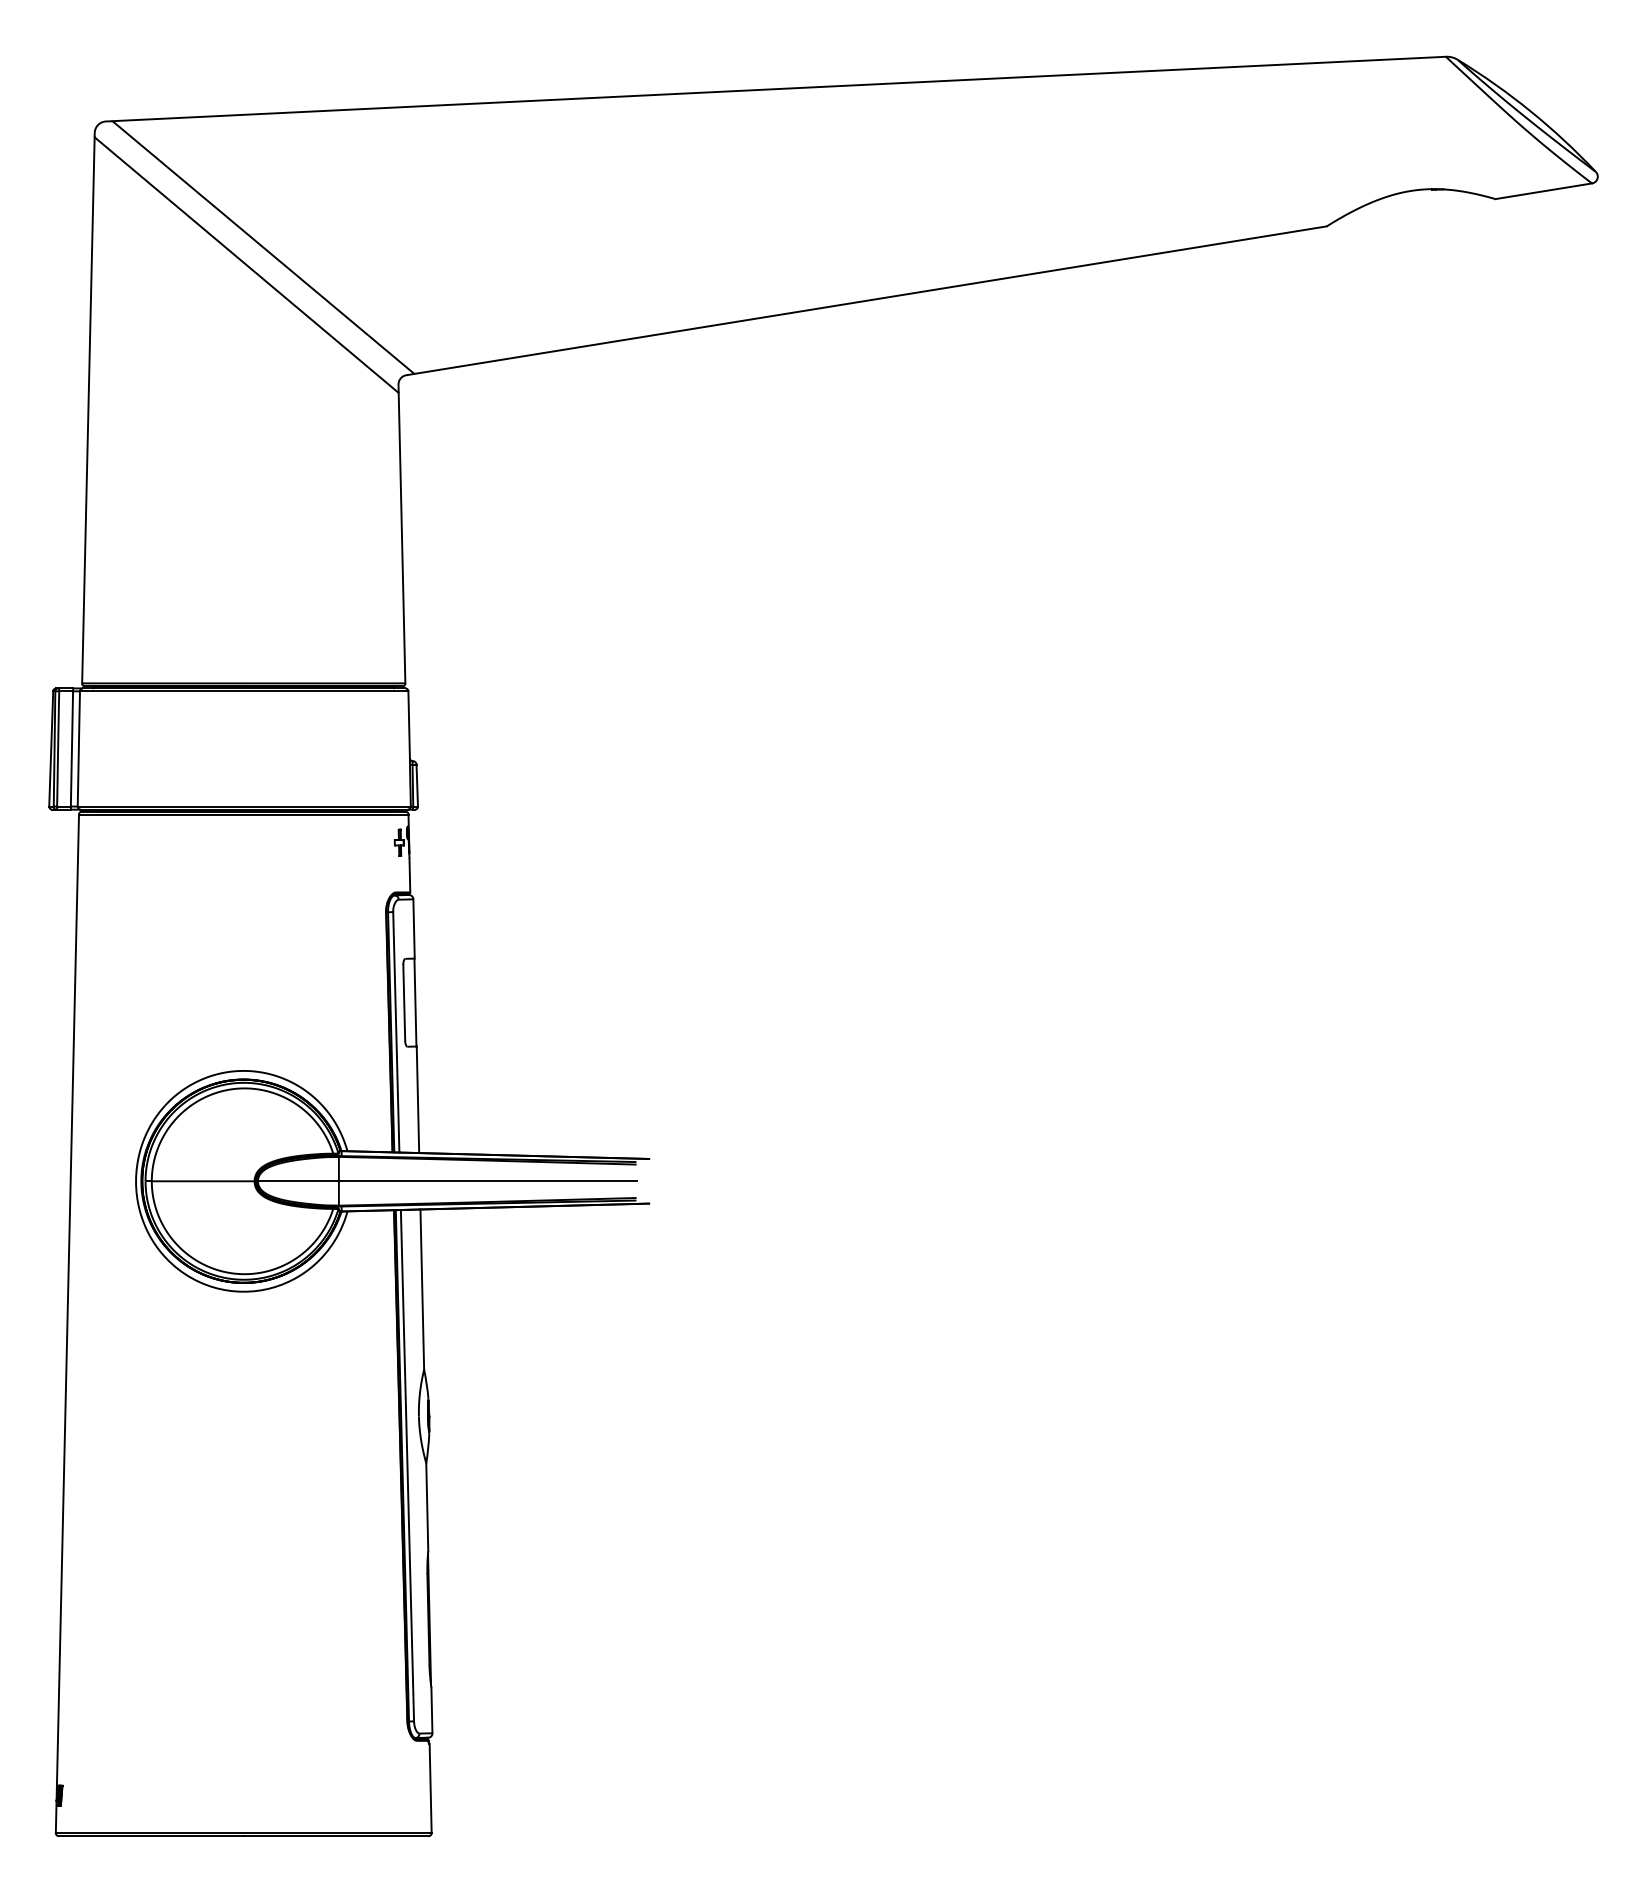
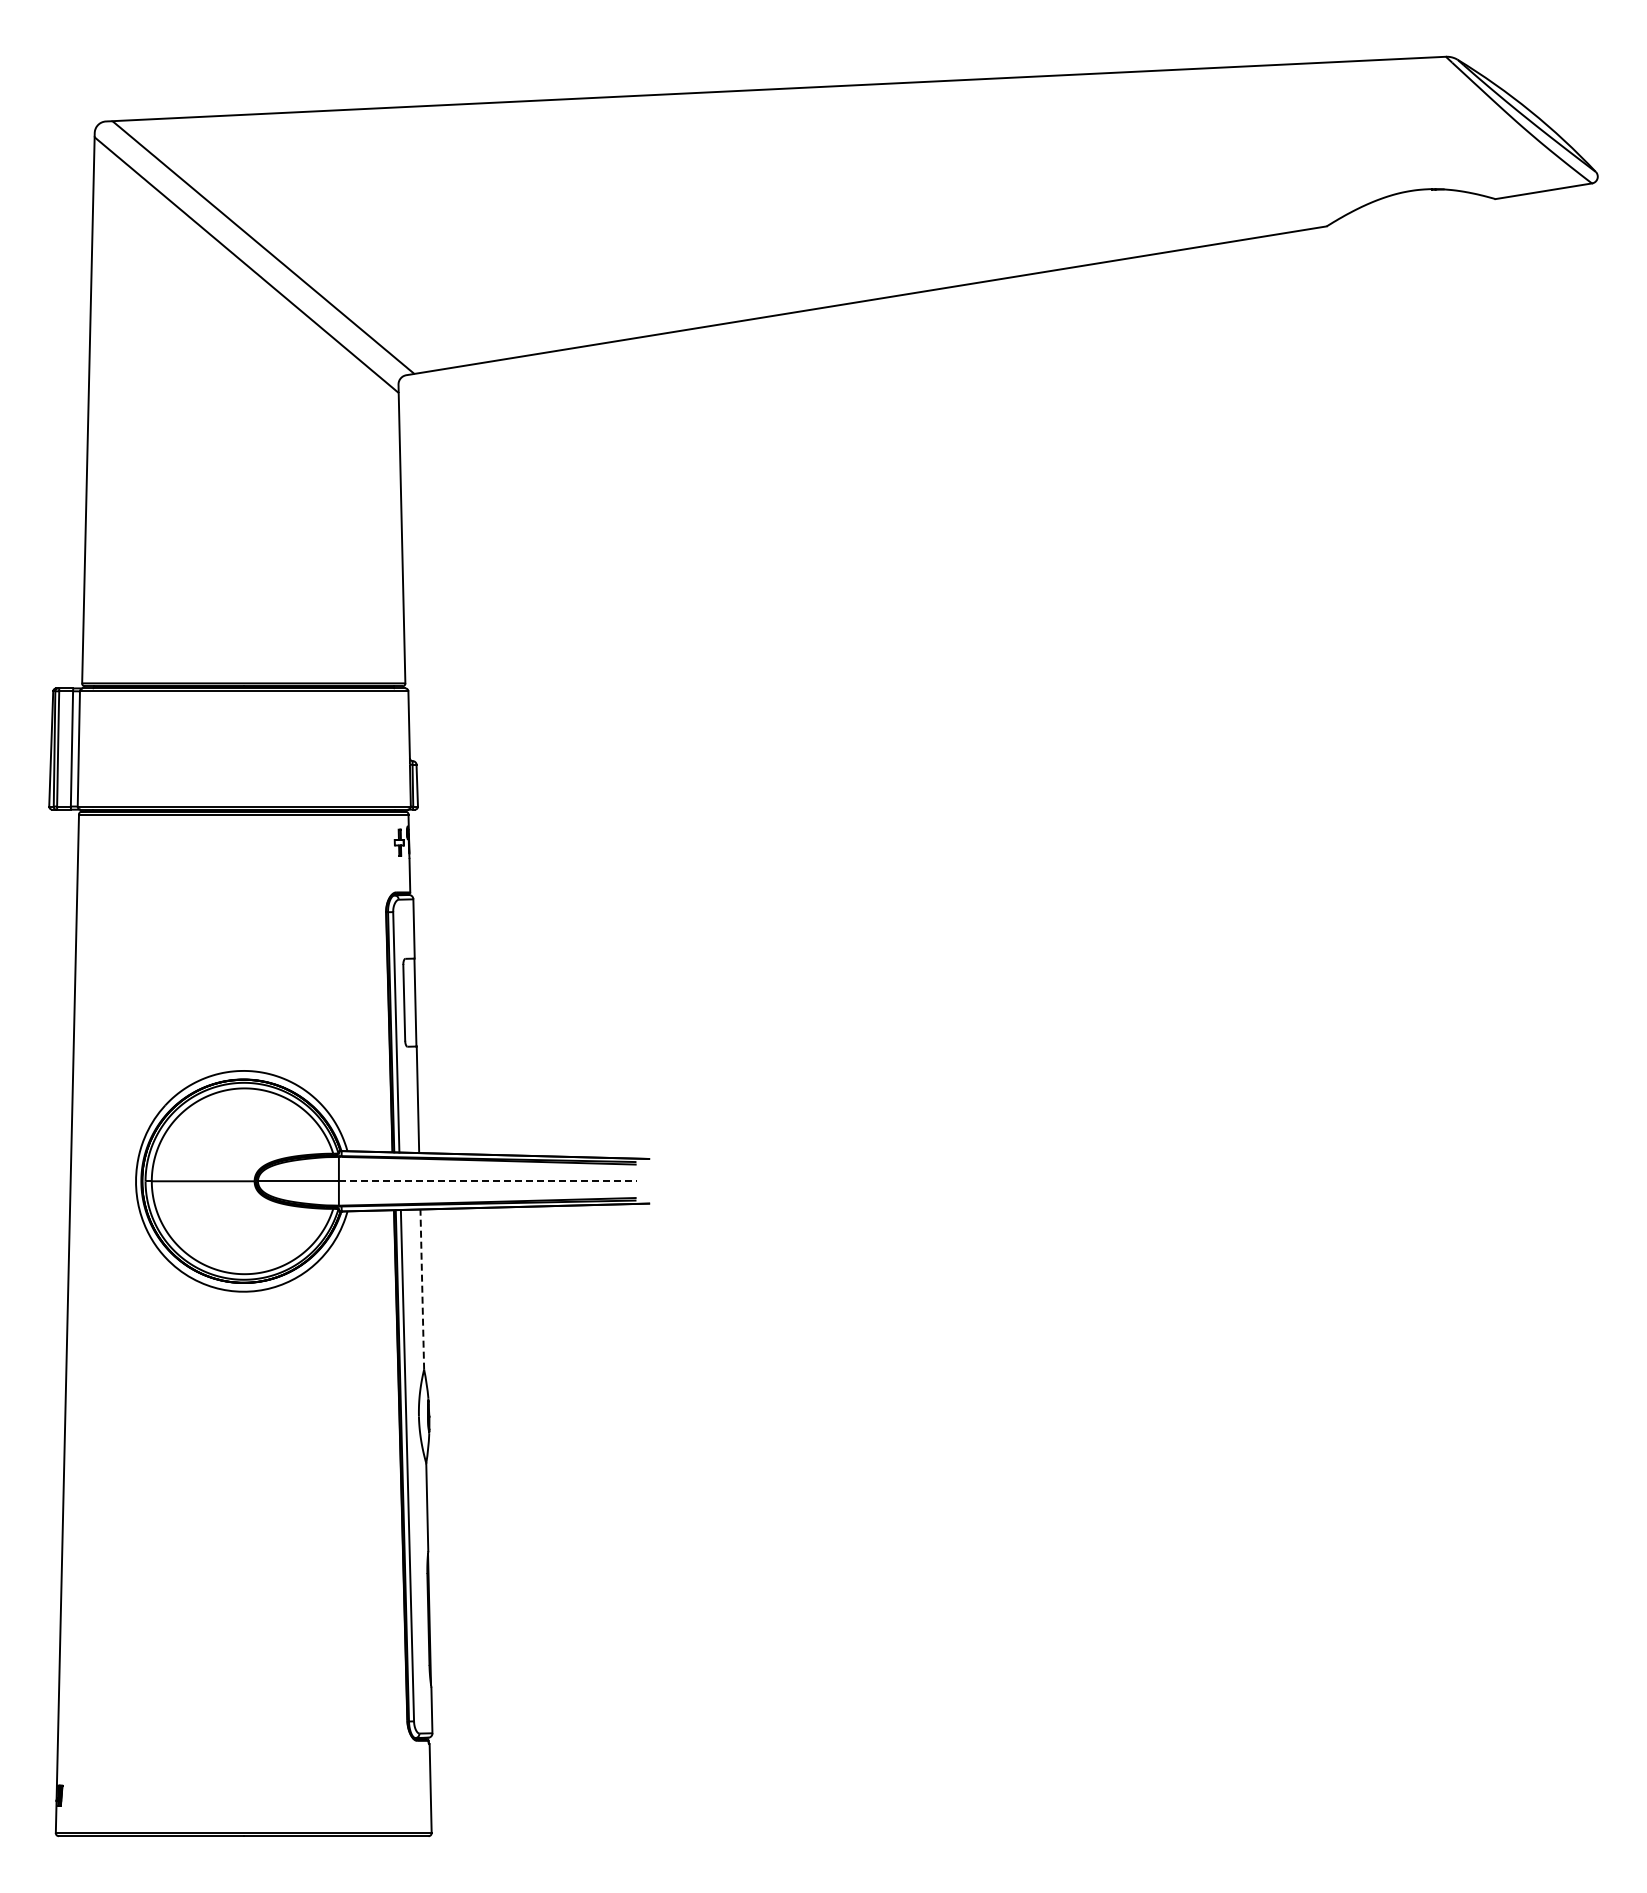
line: solid -> dashed (488, 1181)
line: solid -> dashed (422, 1289)
